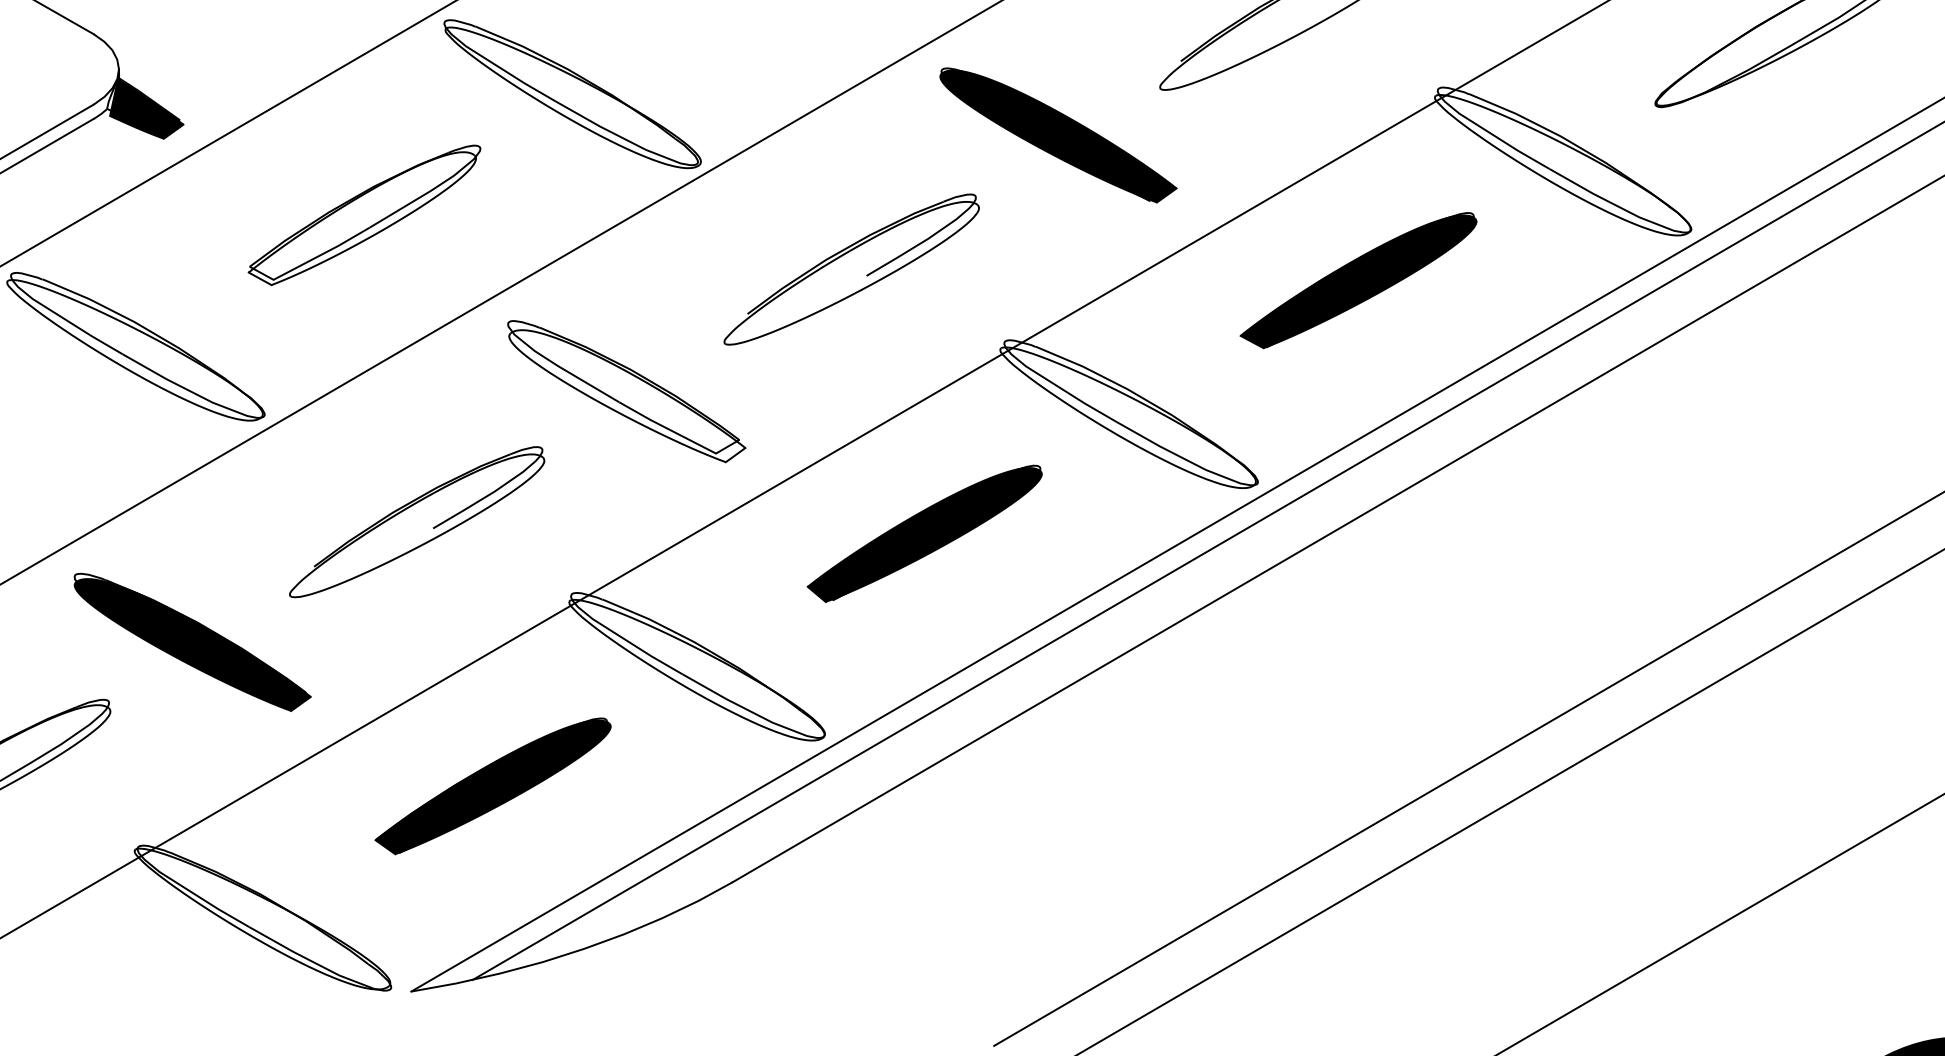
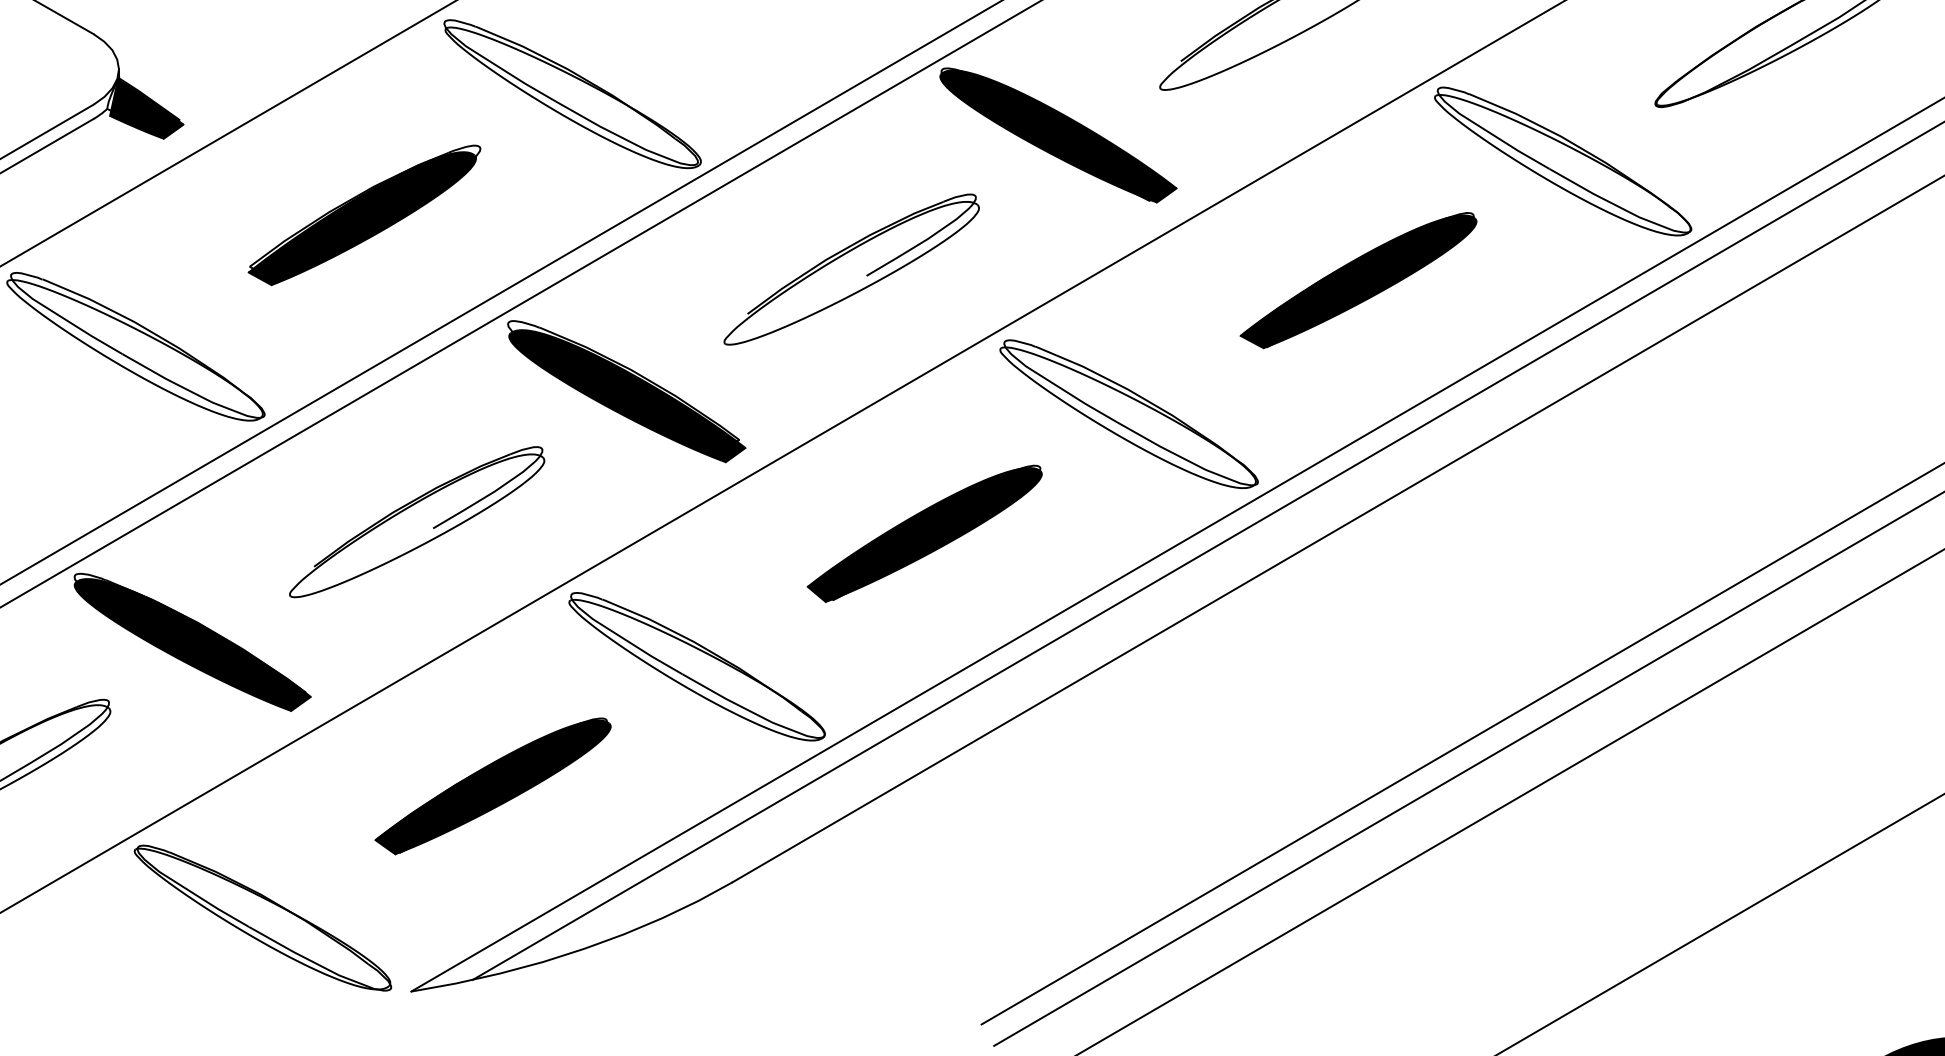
fill: none -> present (362, 218)
line: none -> present (520, 304)
fill: none -> present (627, 396)
line position: (803, 469) -> (782, 456) (782, 456)
line: none -> present (1461, 744)
